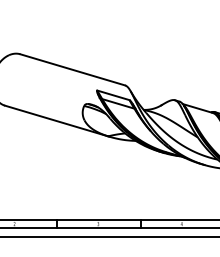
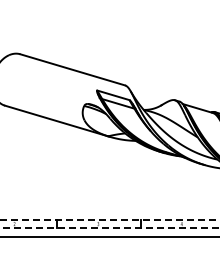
line: solid -> dashed (110, 219)
line: solid -> dashed (110, 228)
